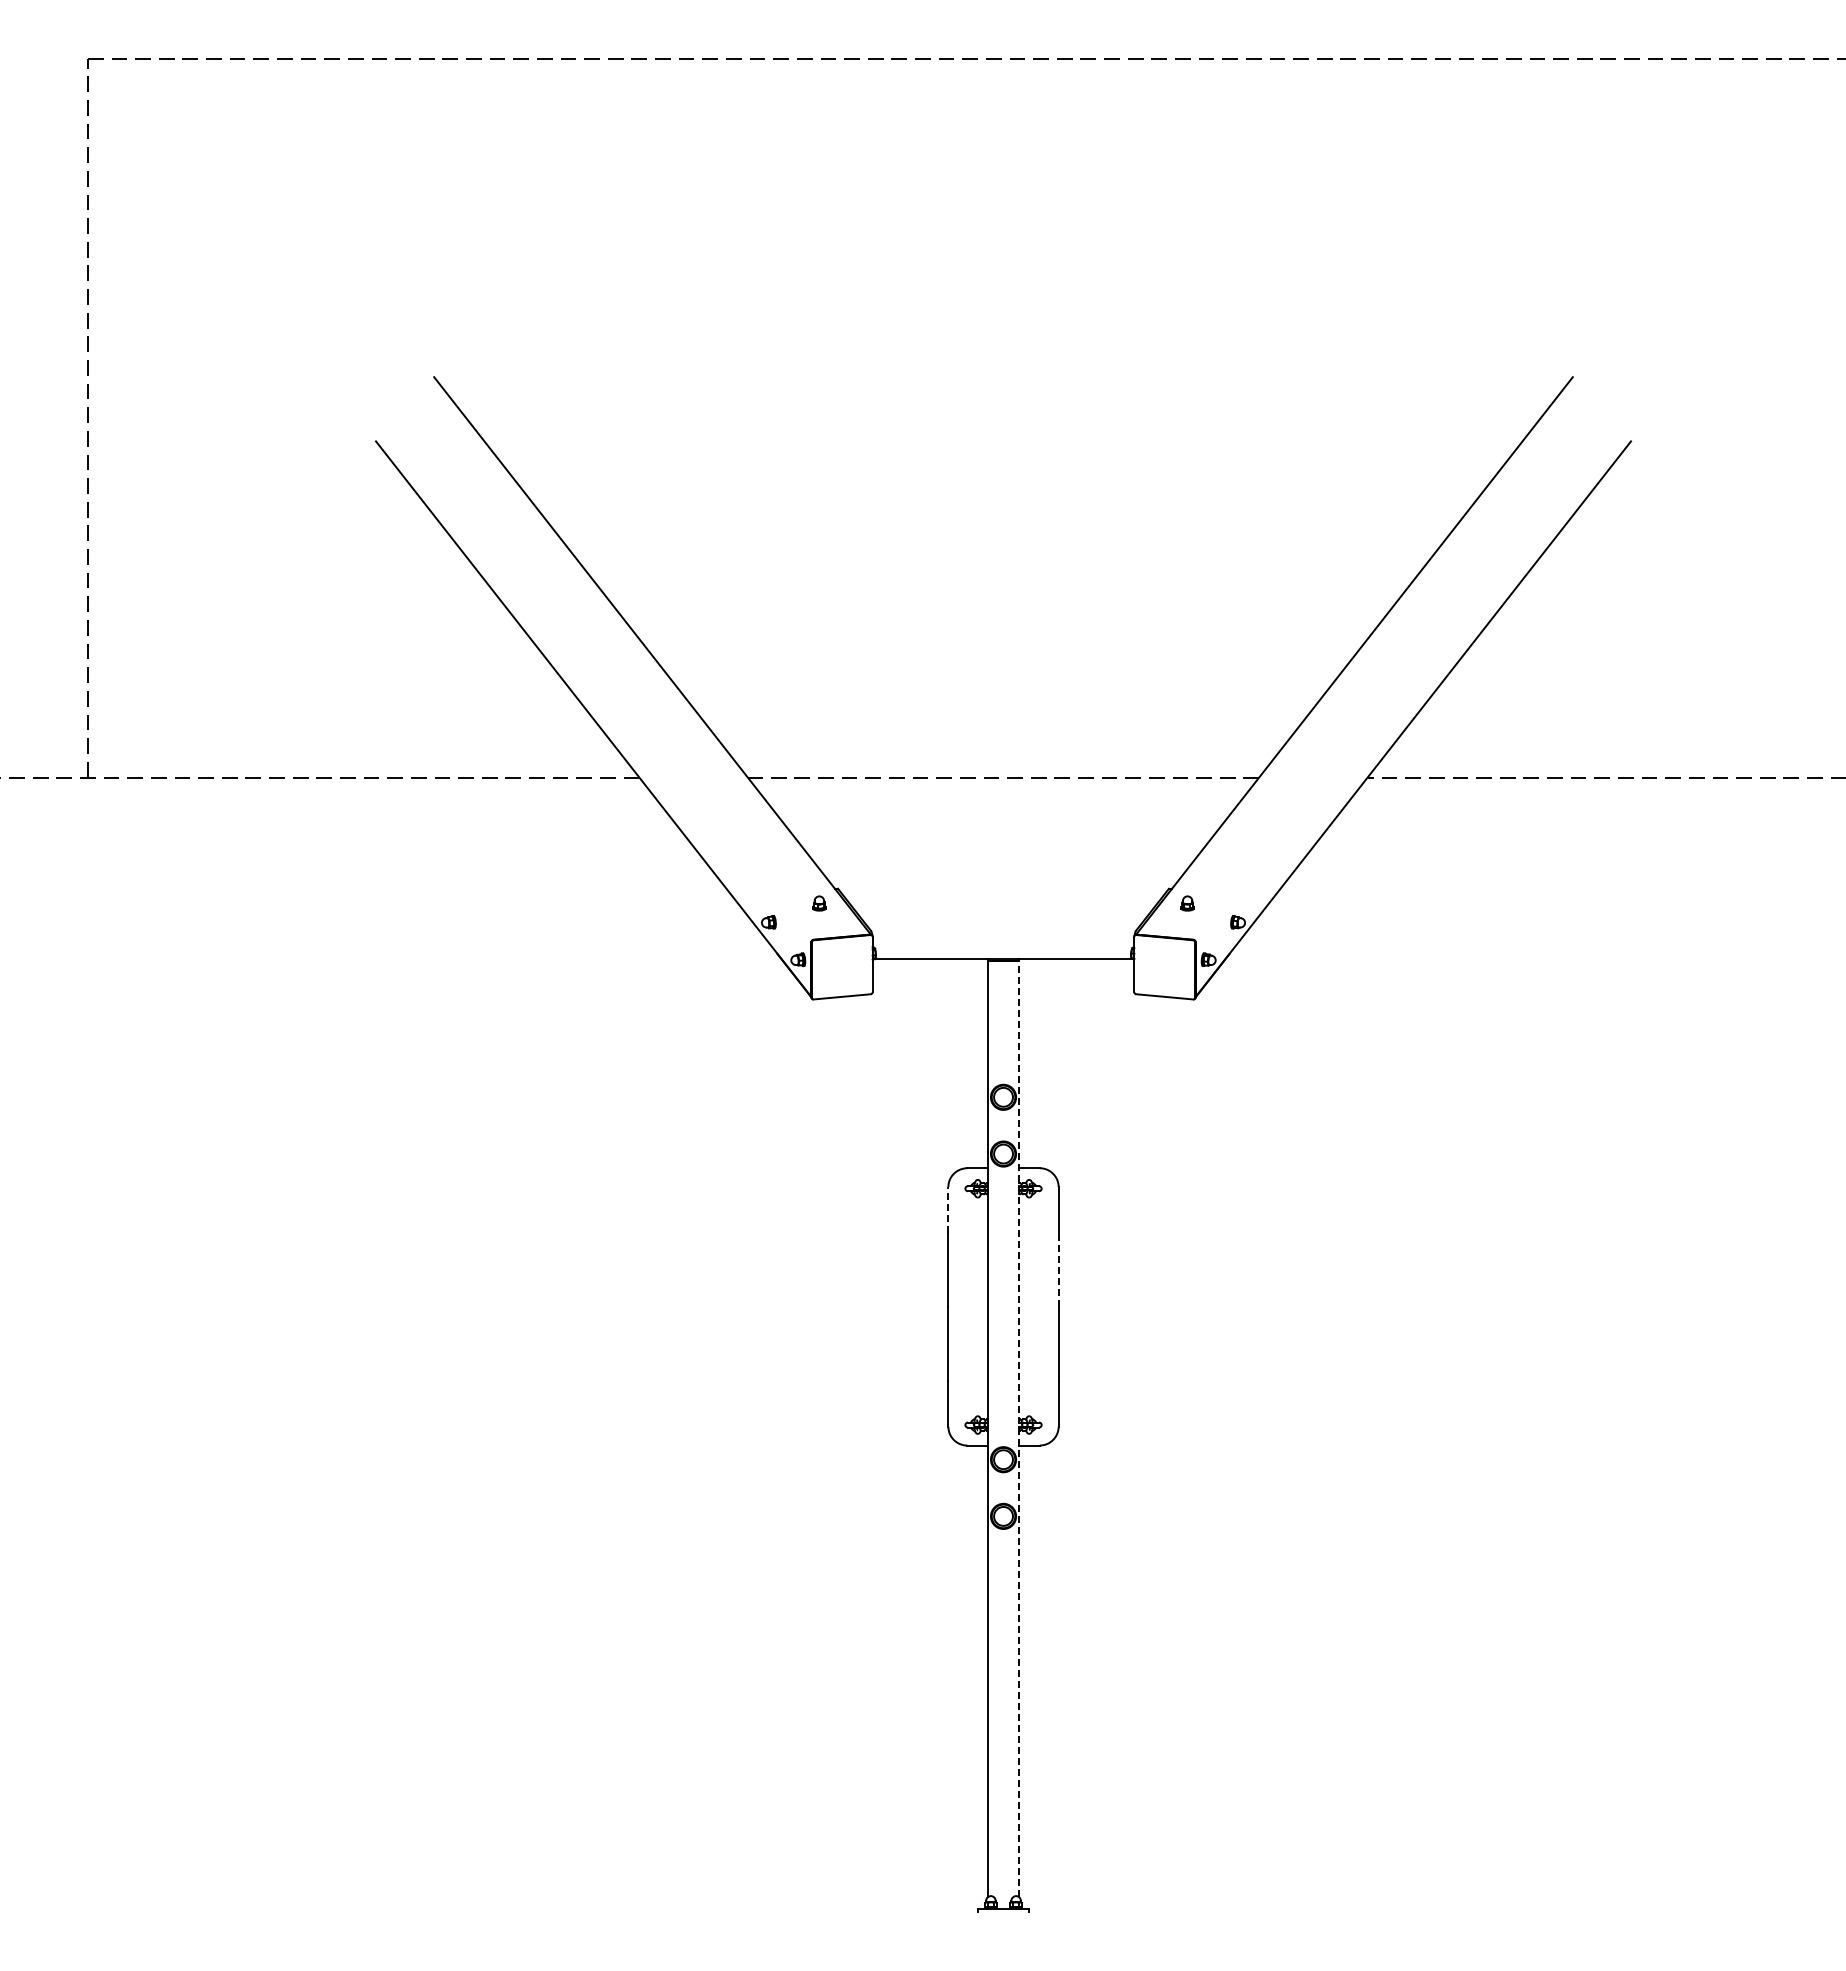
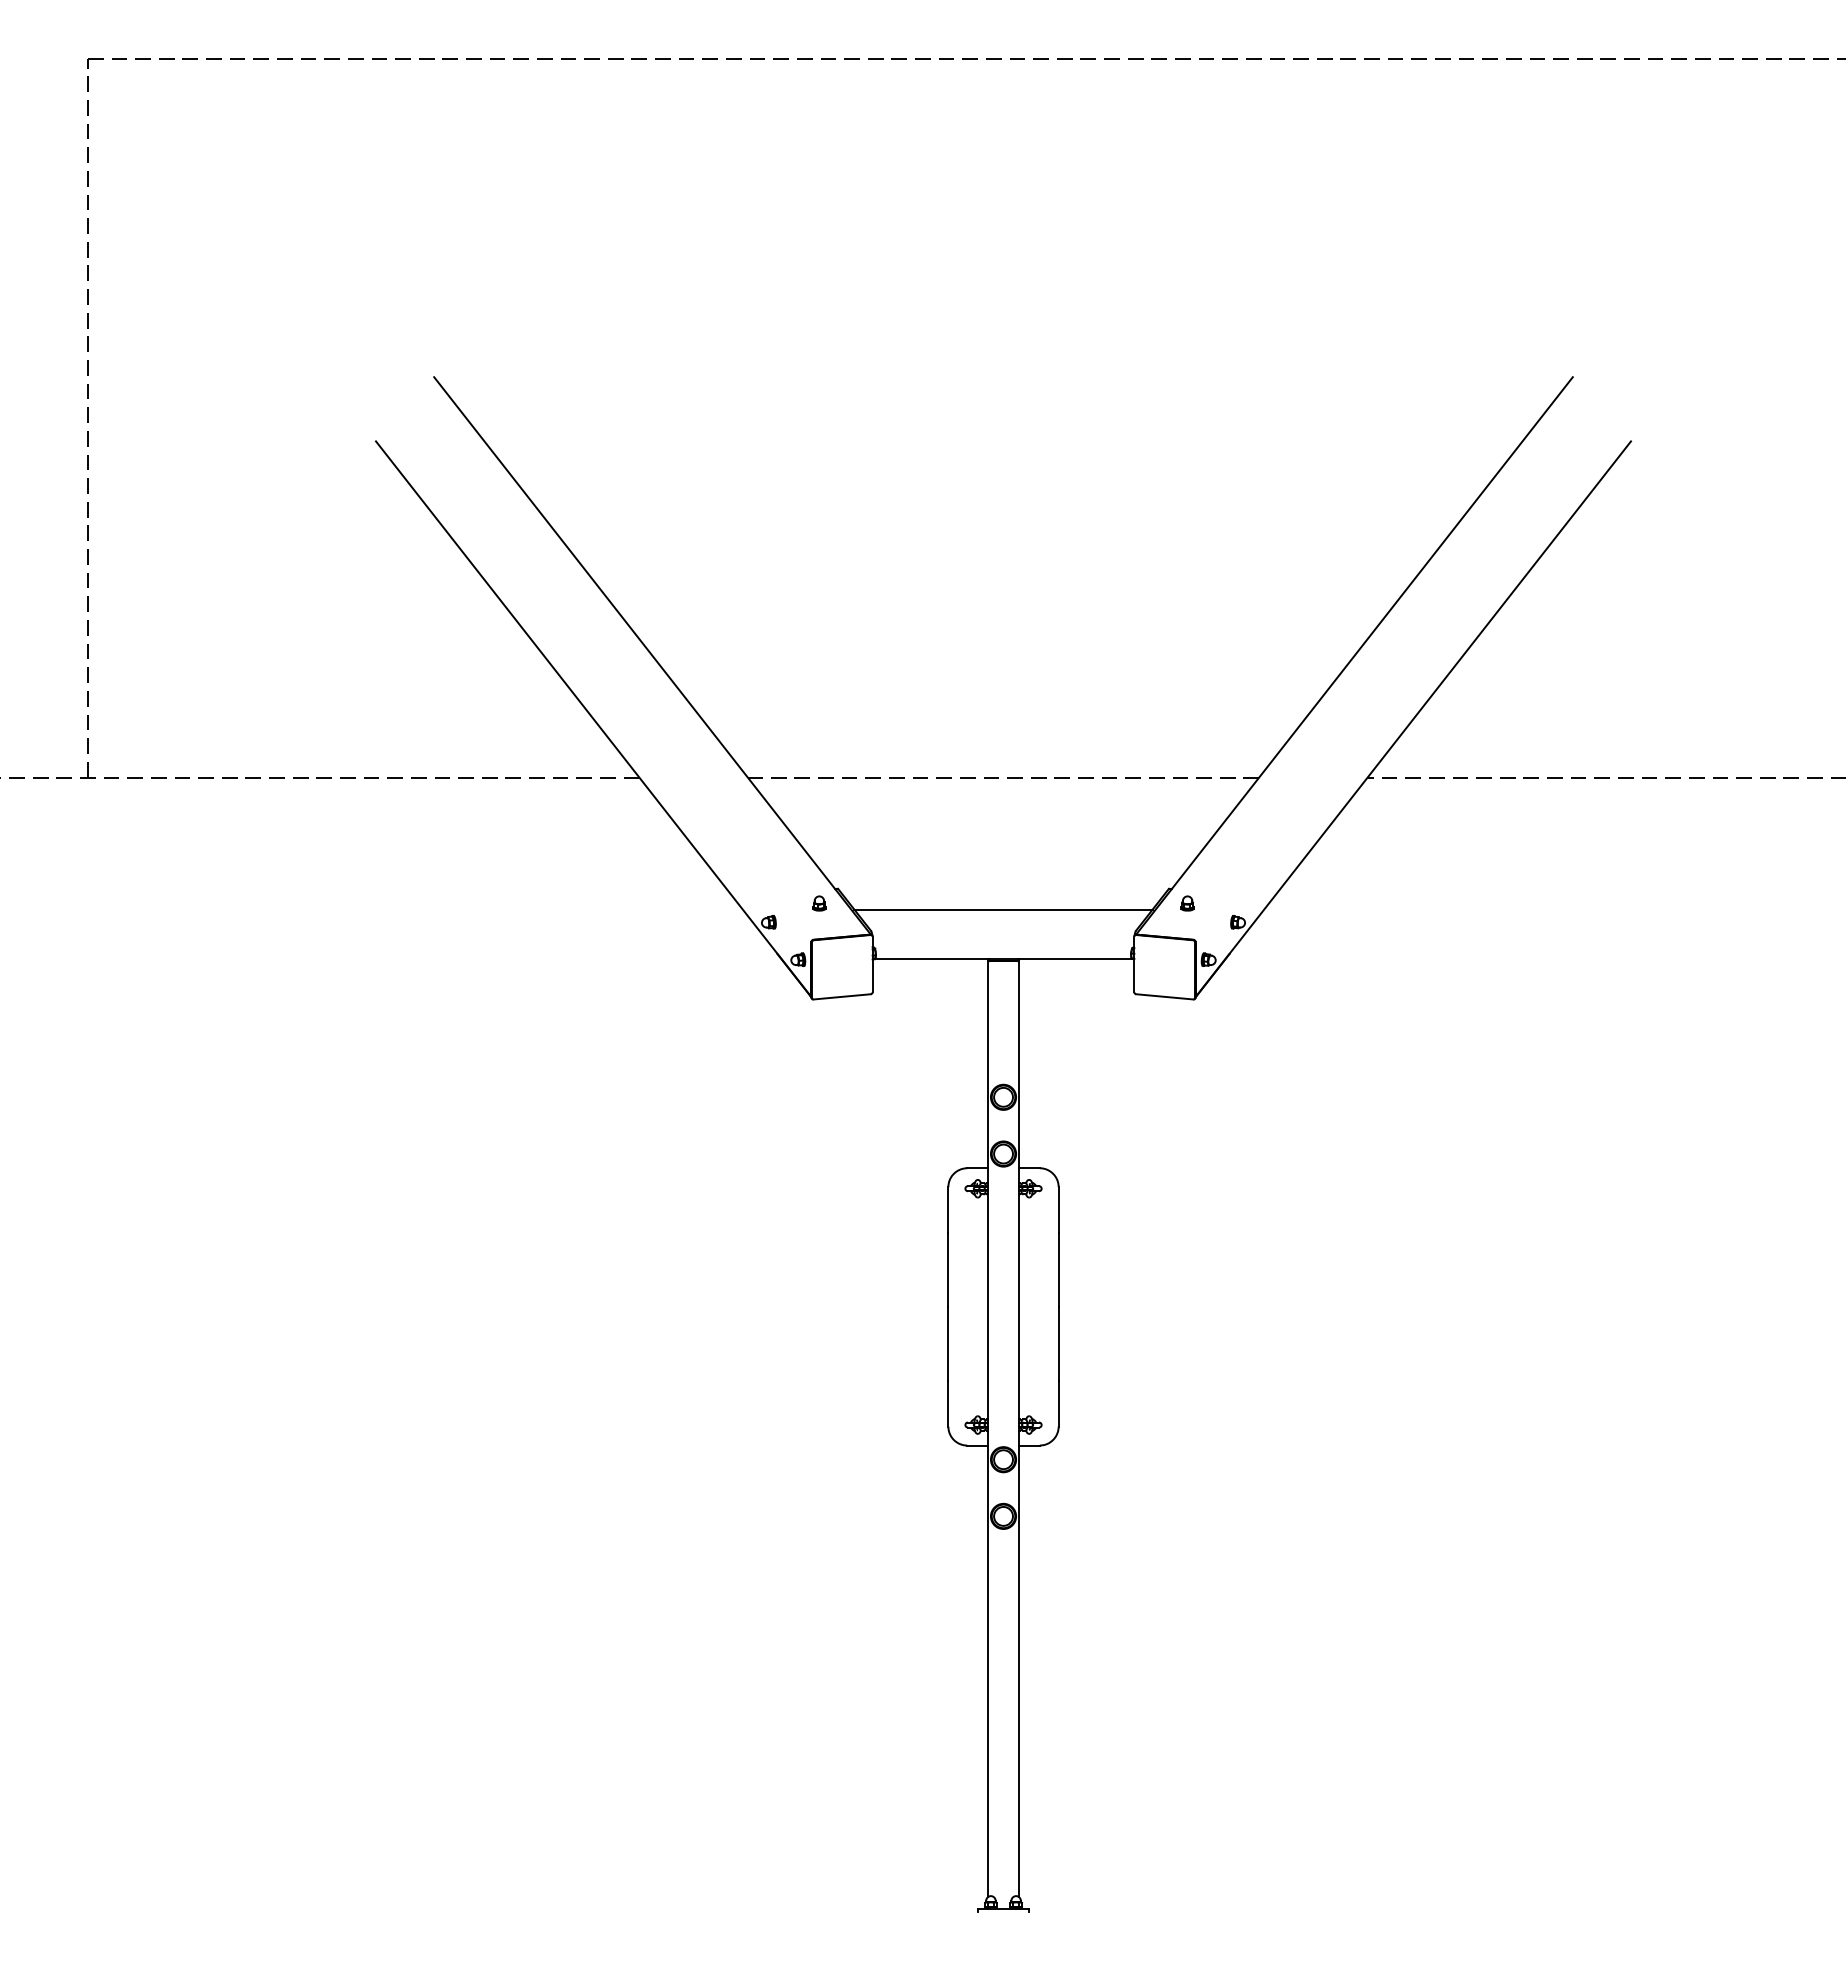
line: none -> present (1003, 909)
line: dashed -> solid (948, 1209)
line: dashed -> solid (1058, 1269)
line: dashed -> solid (1019, 1428)
